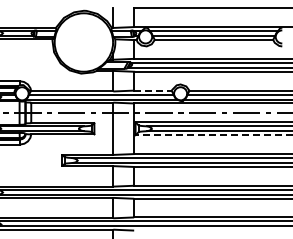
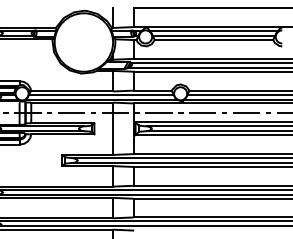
line: dashed -> solid (153, 90)
line: dashed -> solid (213, 135)
